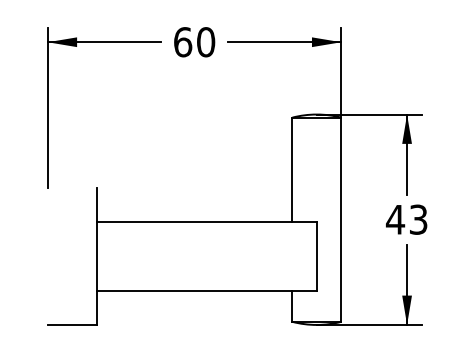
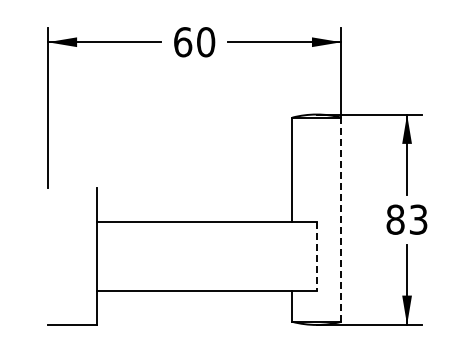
line: solid -> dashed (341, 219)
text: 43 -> 83 (395, 219)
line: solid -> dashed (316, 256)
